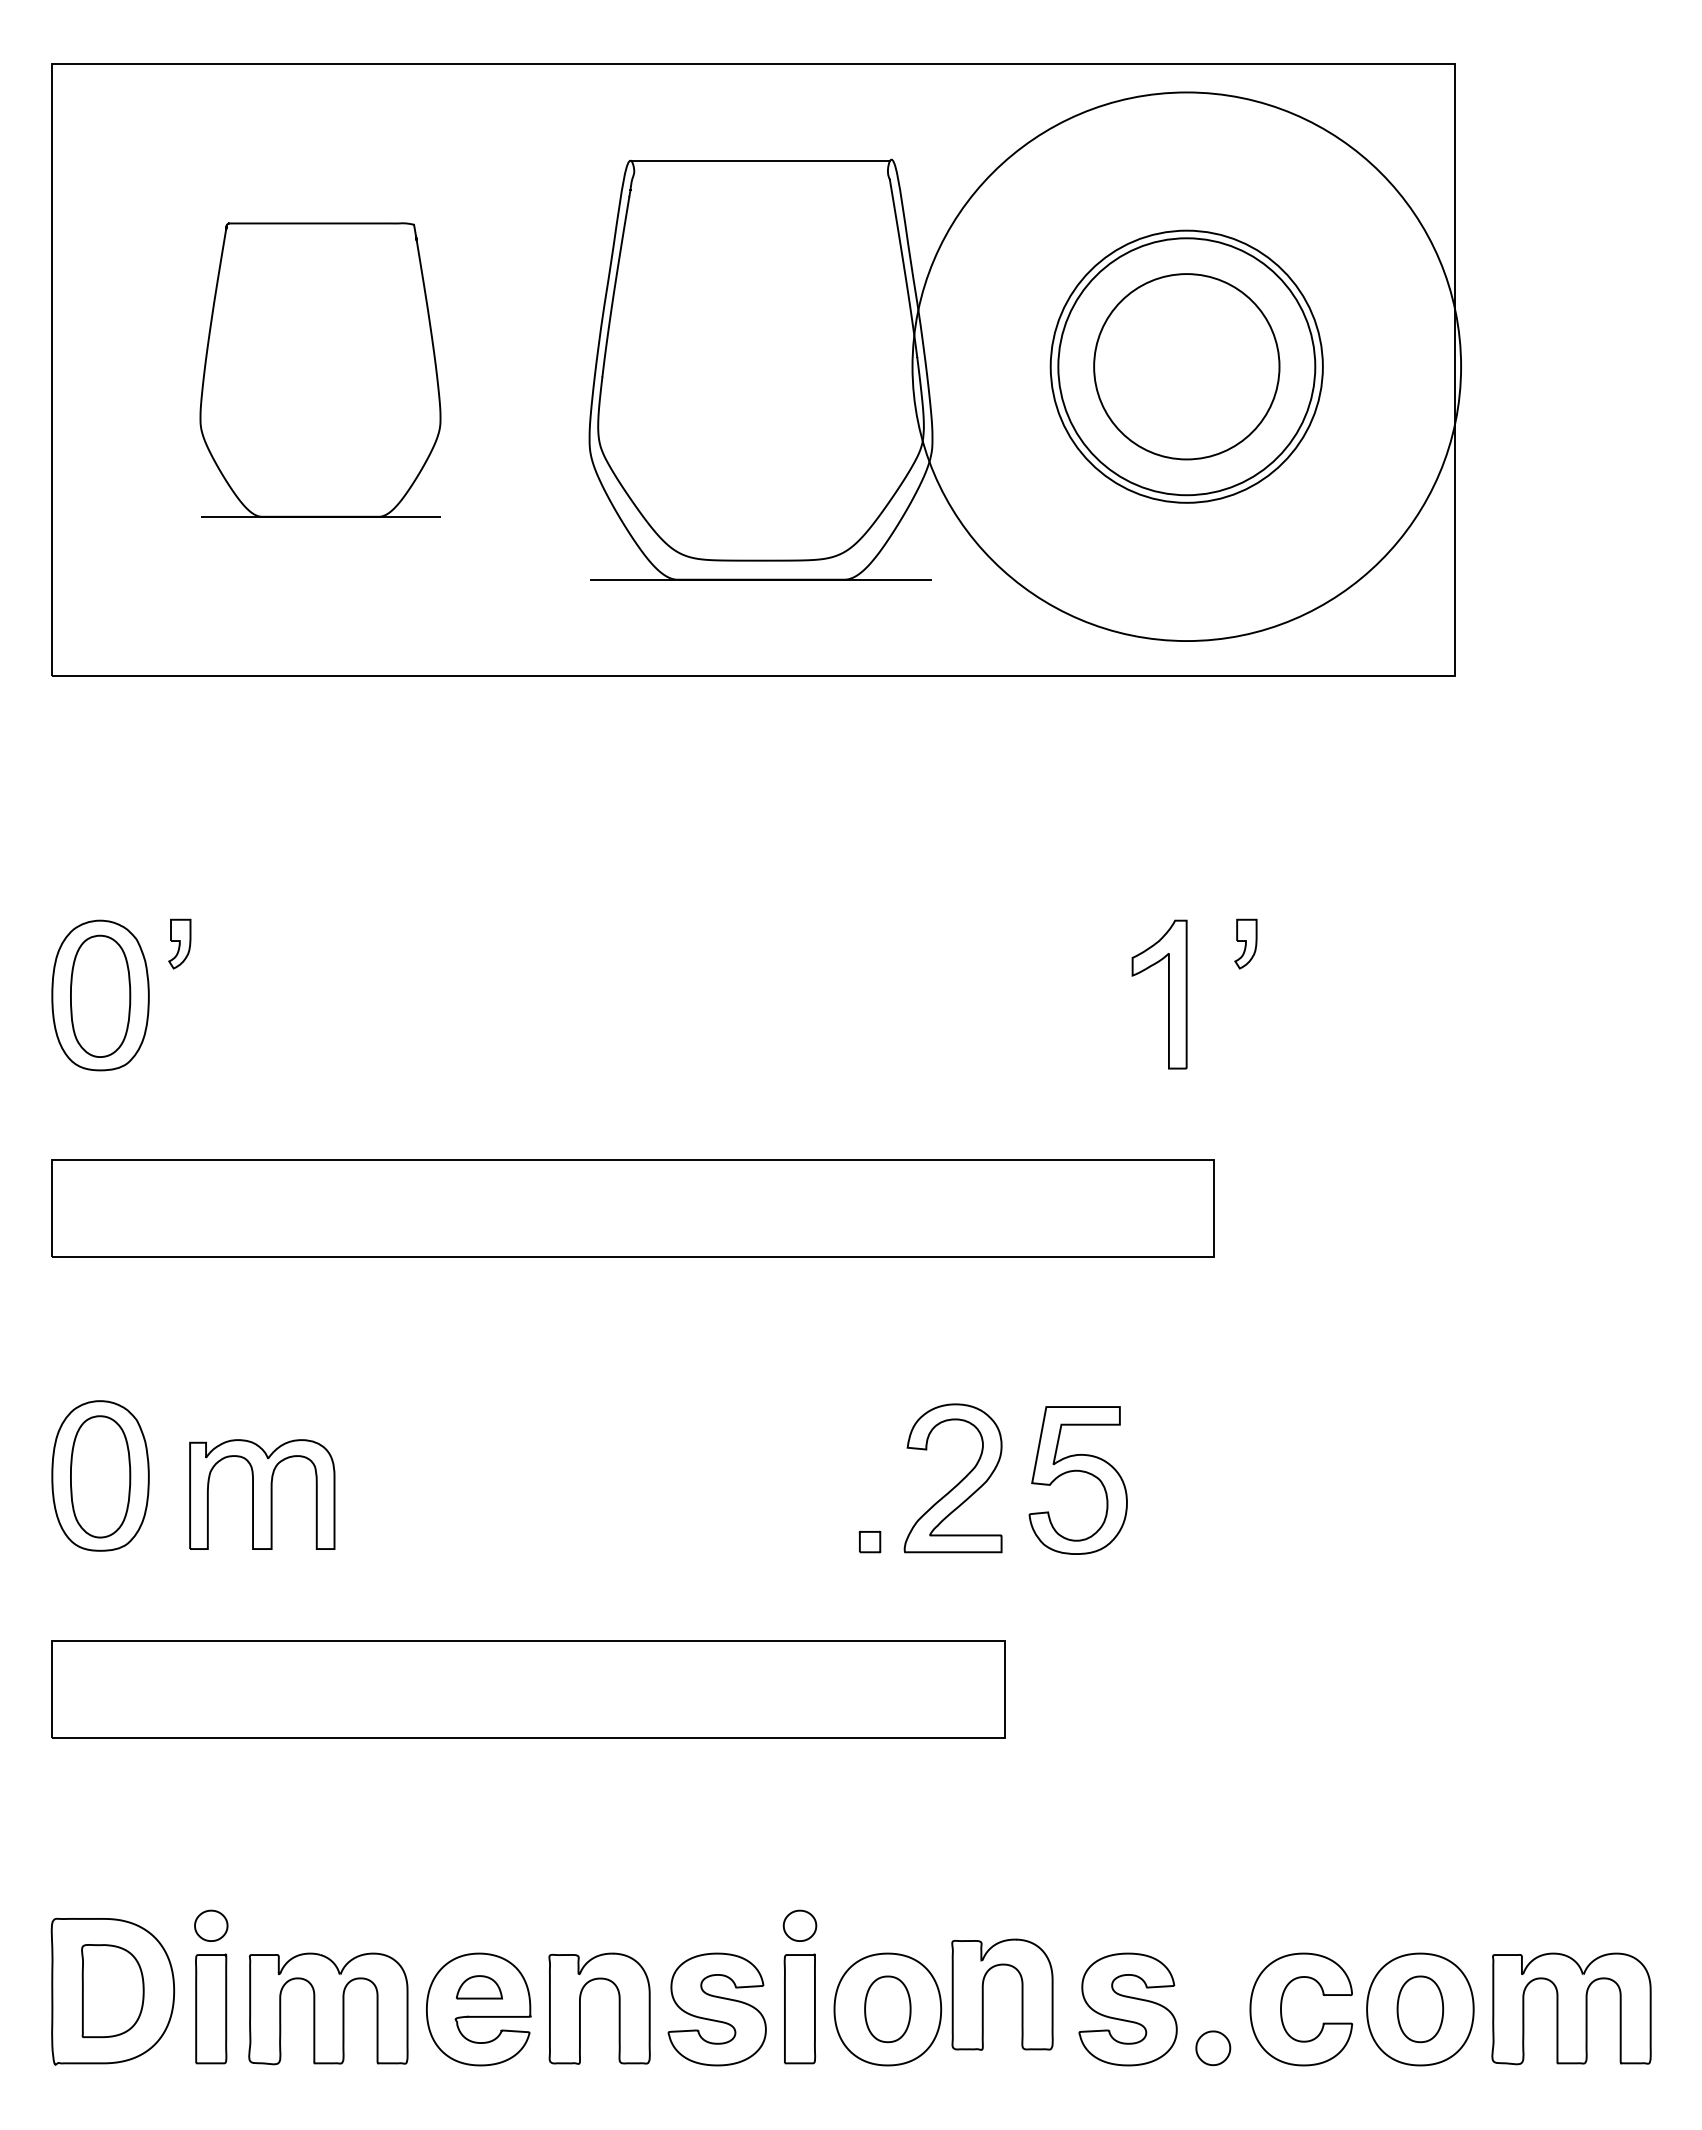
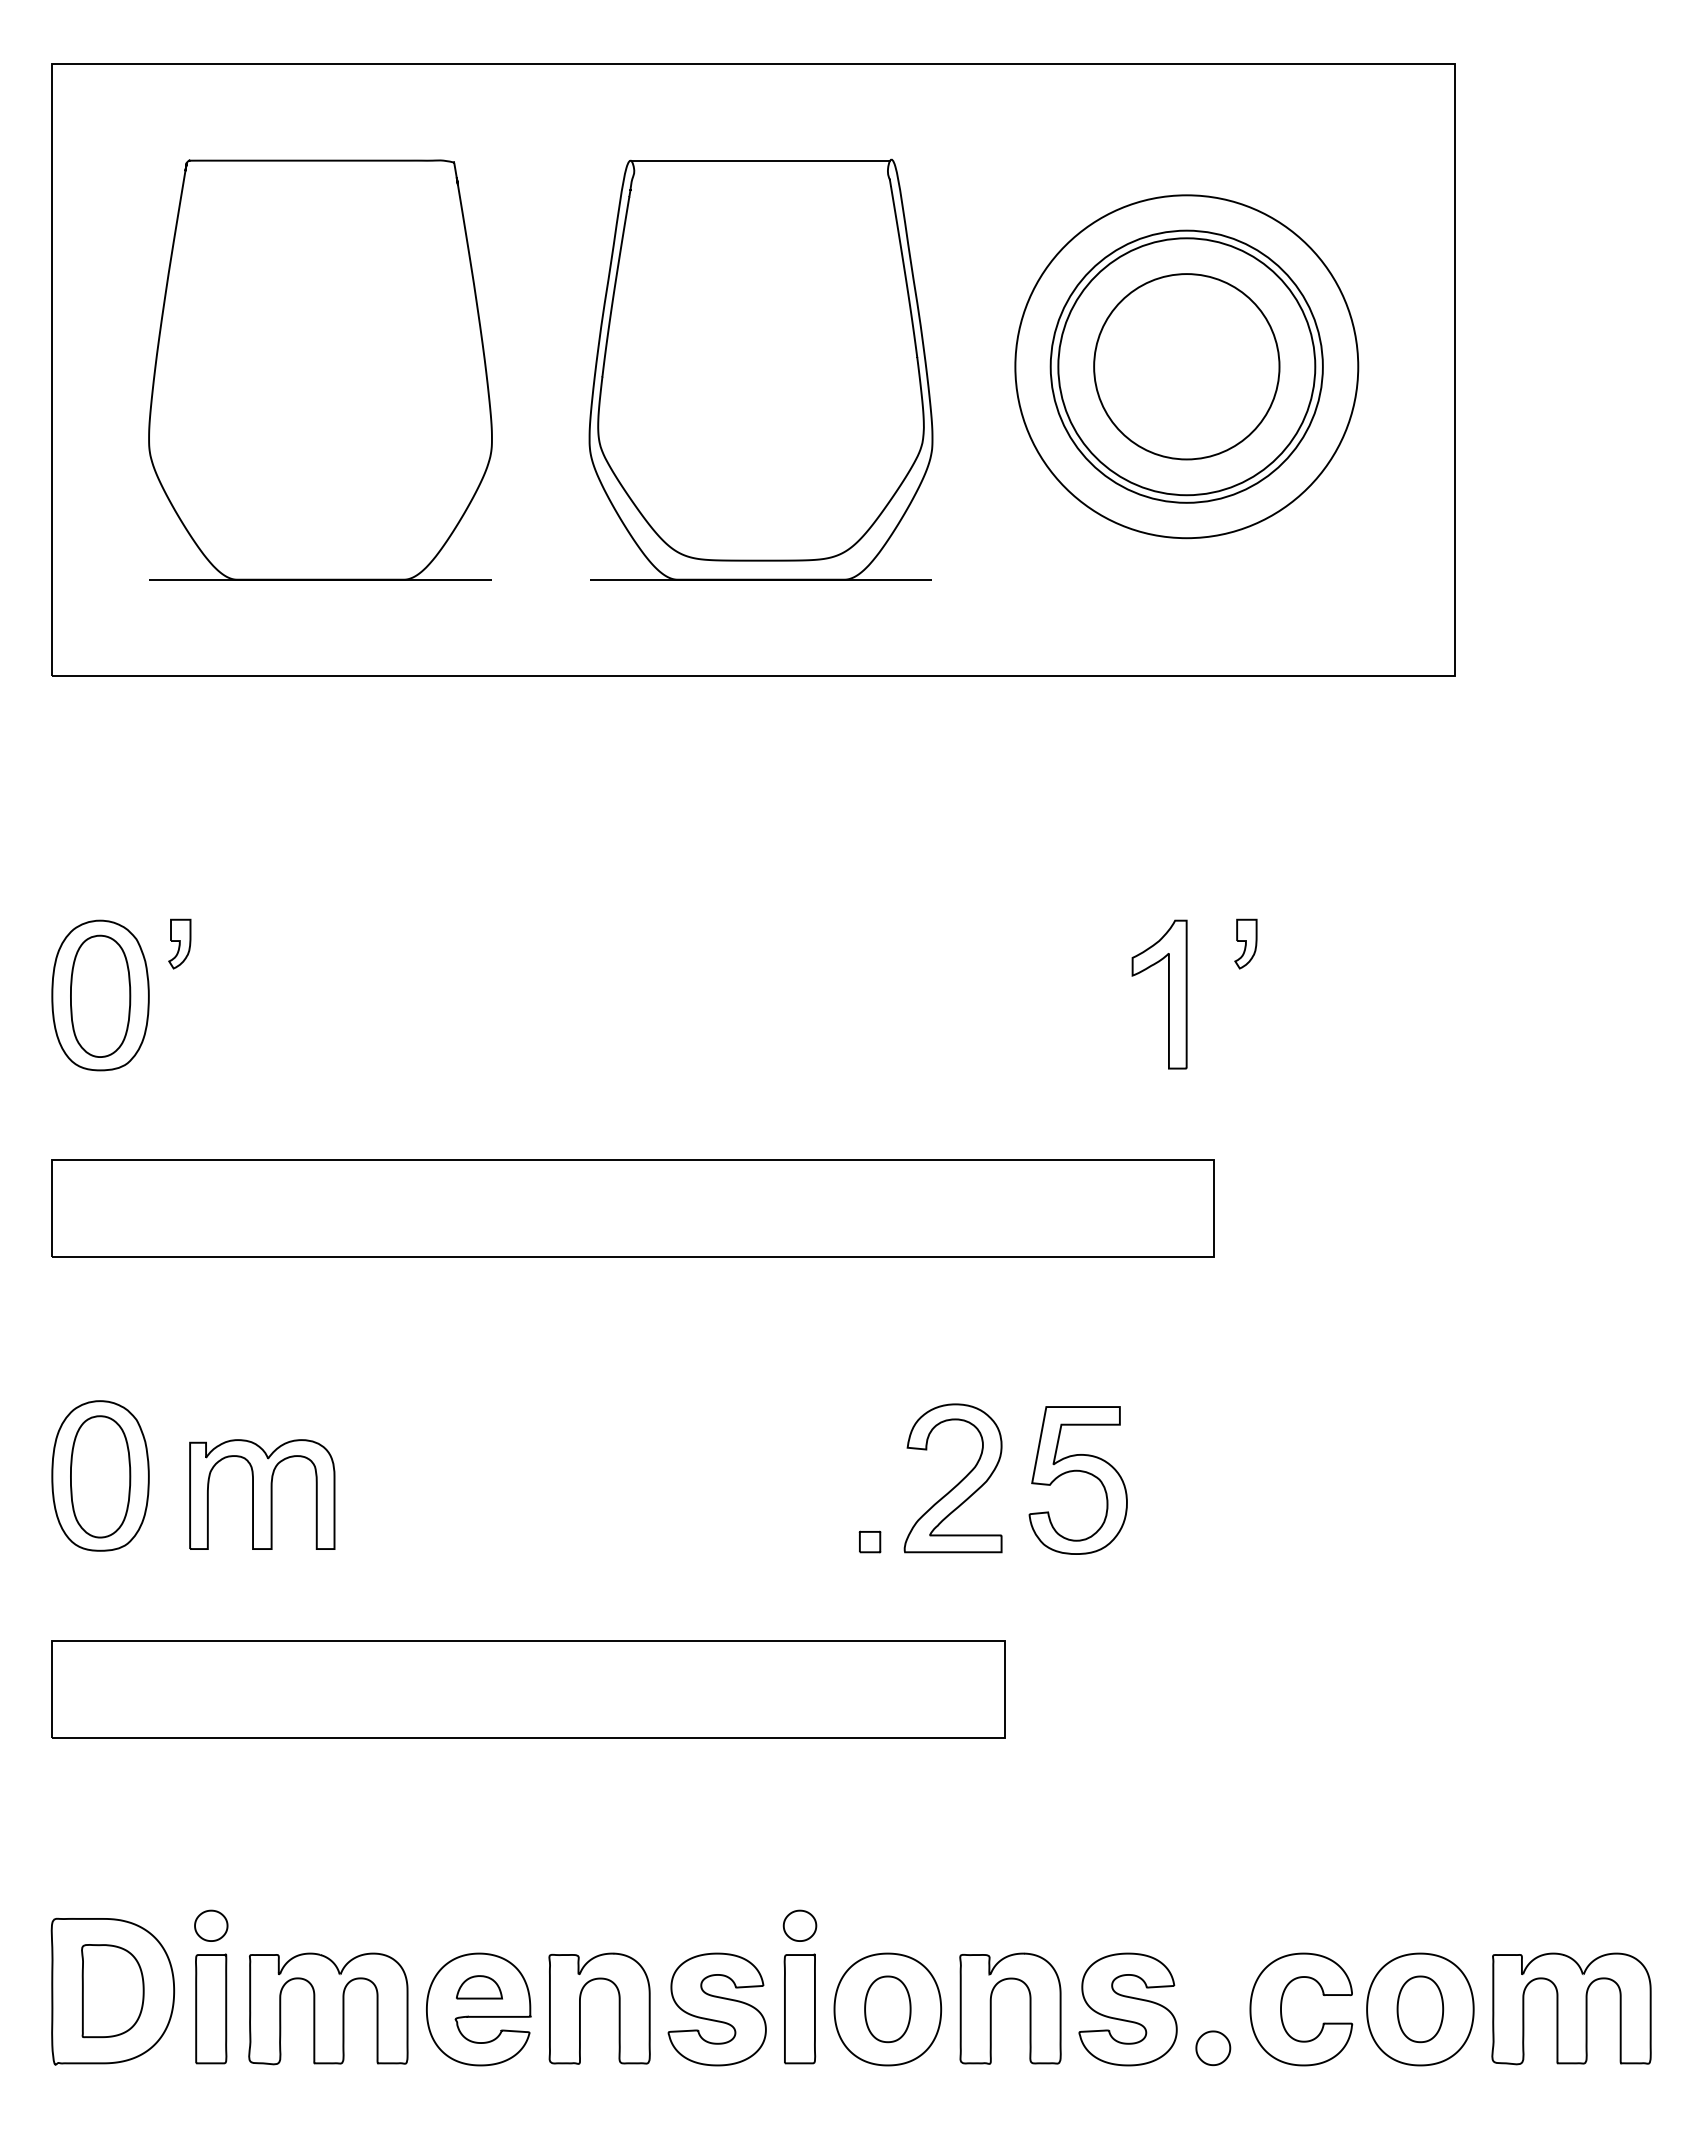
circle diameter: 549 px -> 343 px (1186, 366)
part size: 243x296 px -> 345x422 px (320, 369)
part position: (983, 1994) -> (991, 2008) (991, 2008)
